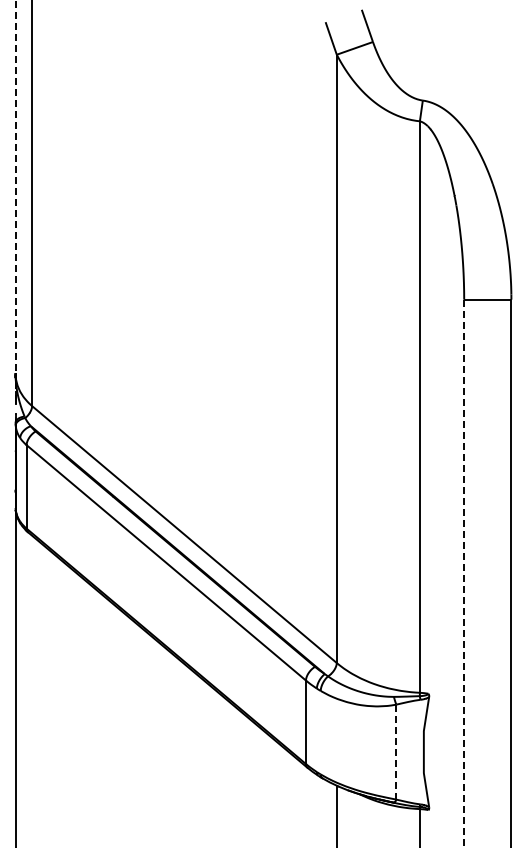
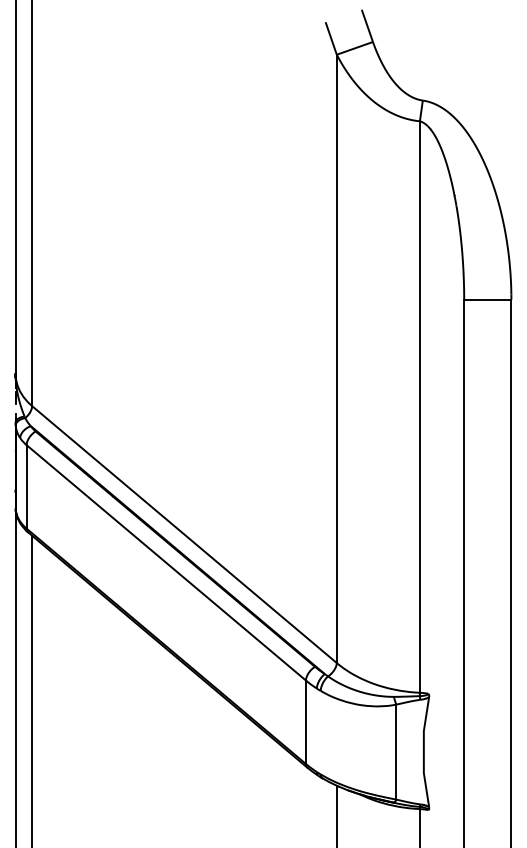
line: dashed -> solid (15, 187)
line: dashed -> solid (464, 573)
line: none -> present (32, 689)
line: dashed -> solid (396, 752)
